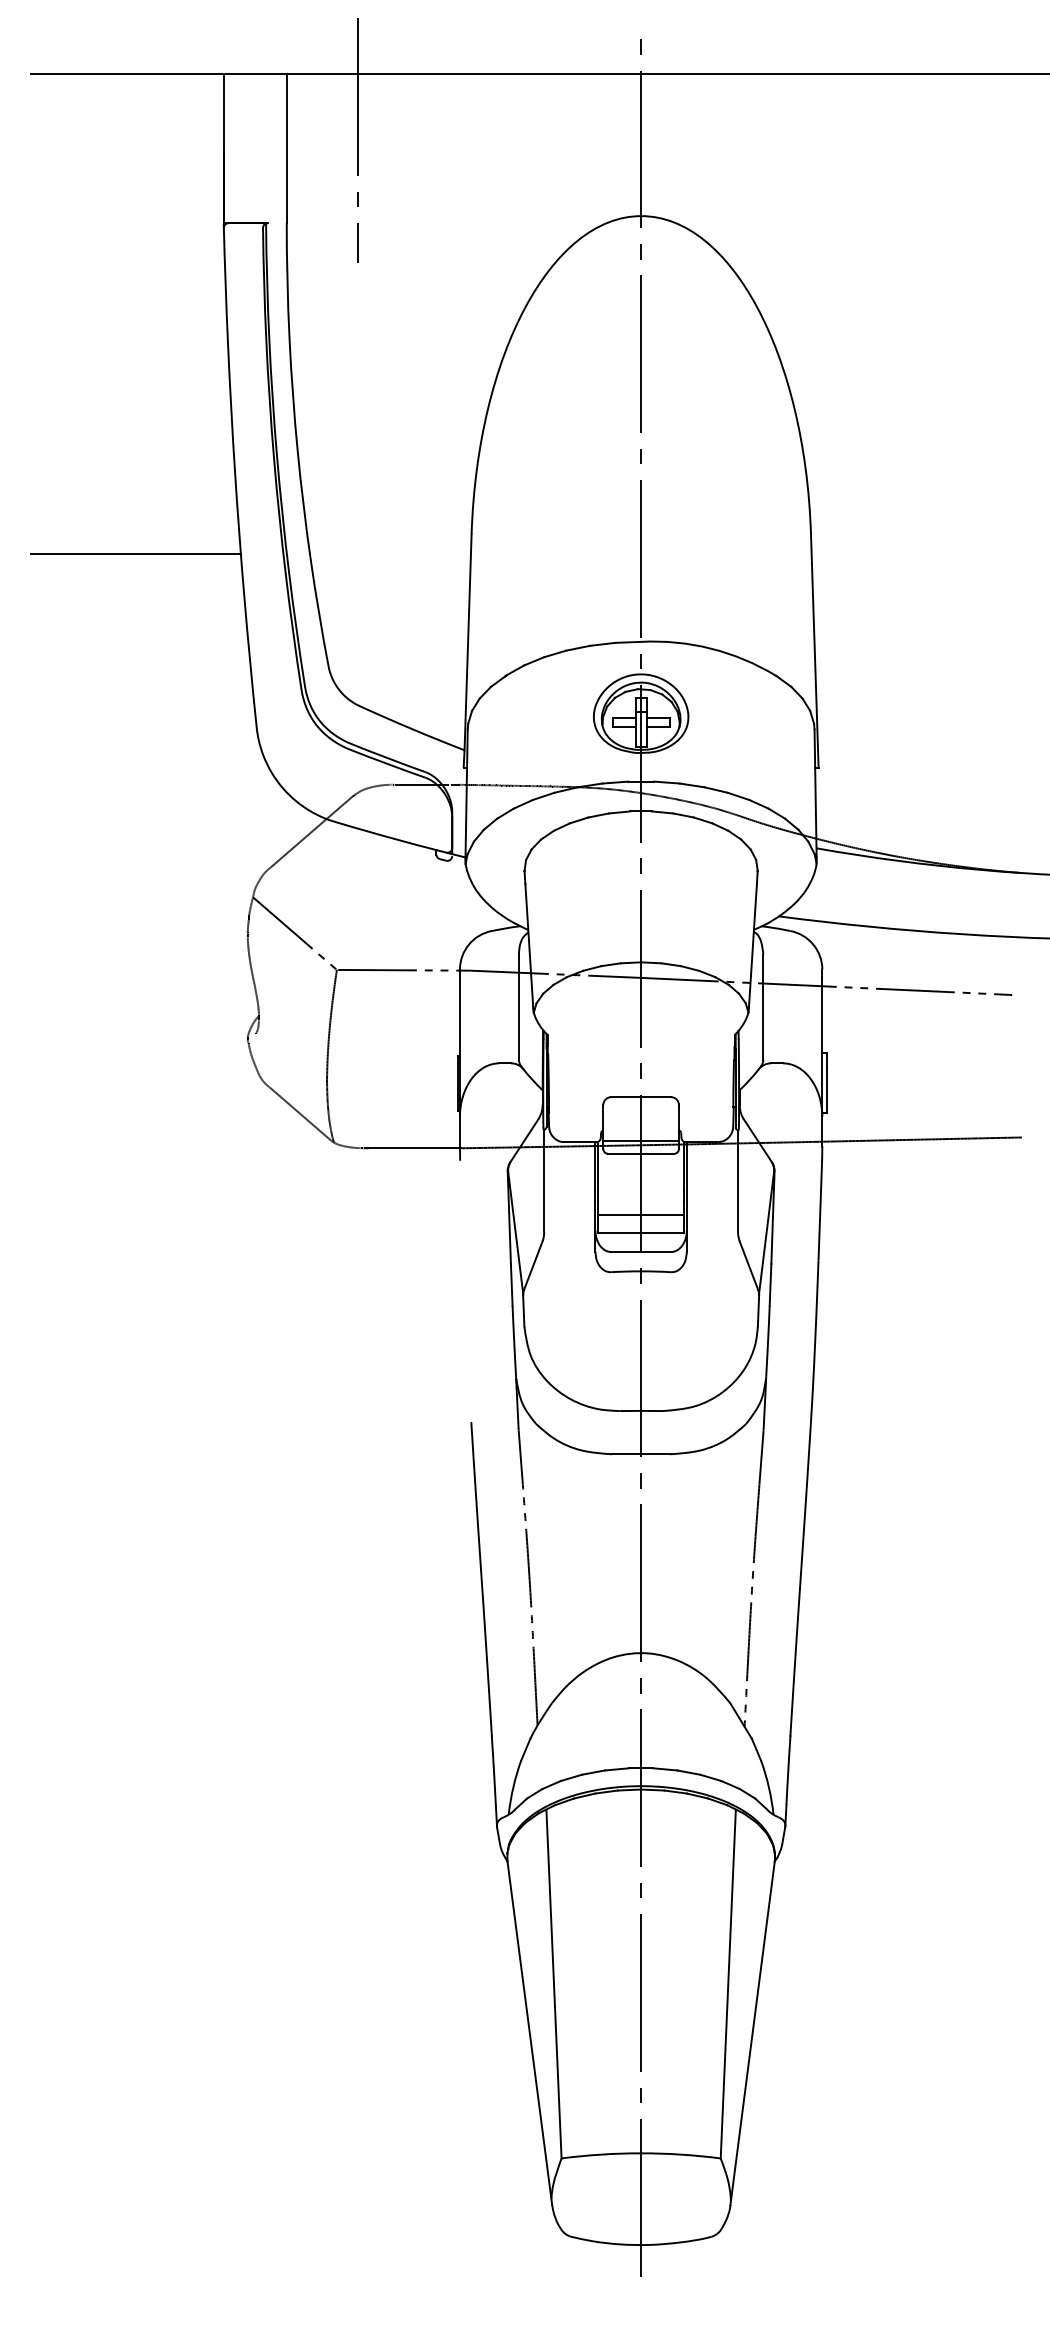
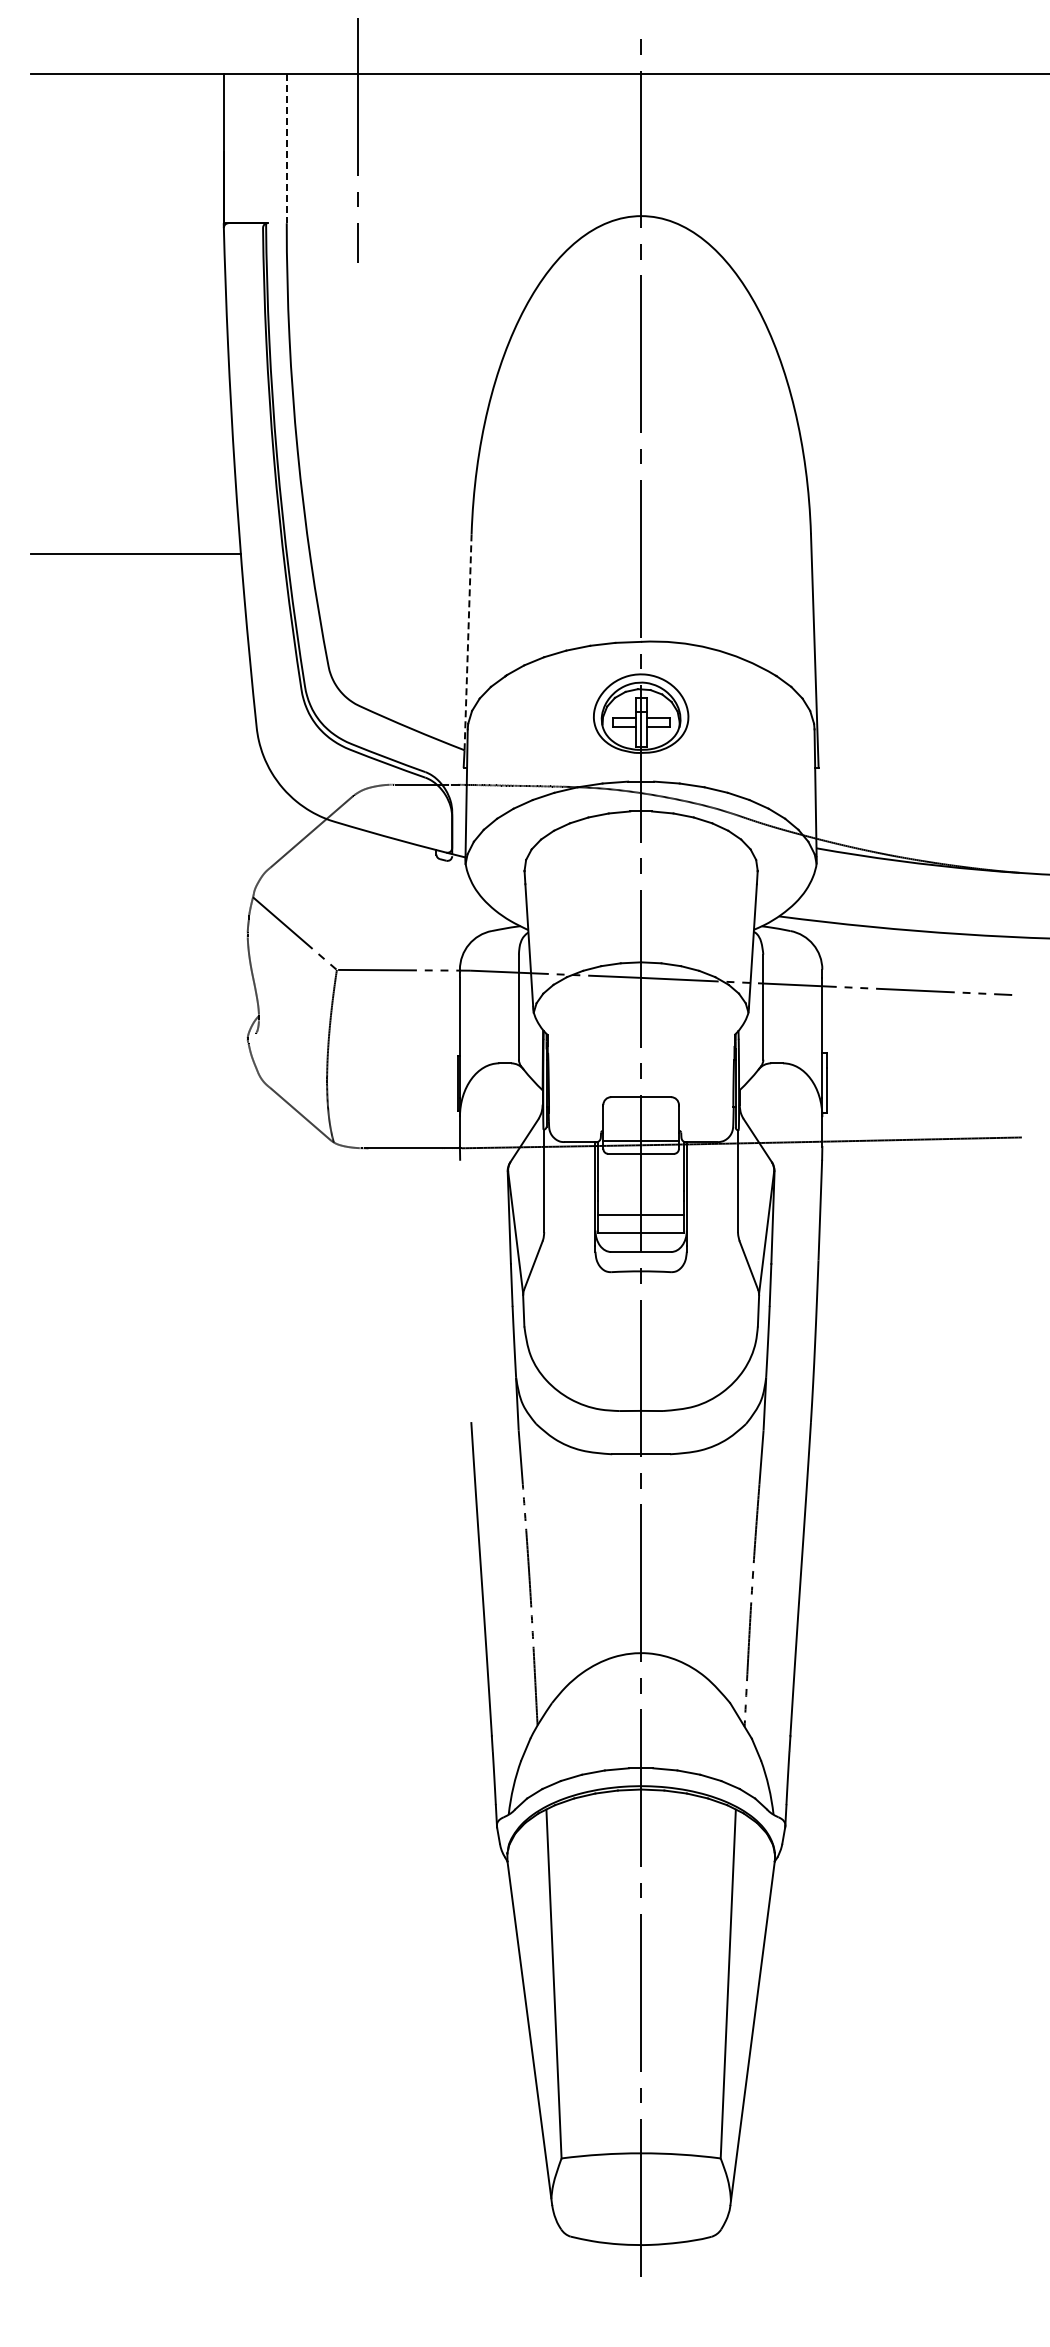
line: solid -> dashed (286, 148)
line: solid -> dashed (468, 641)
